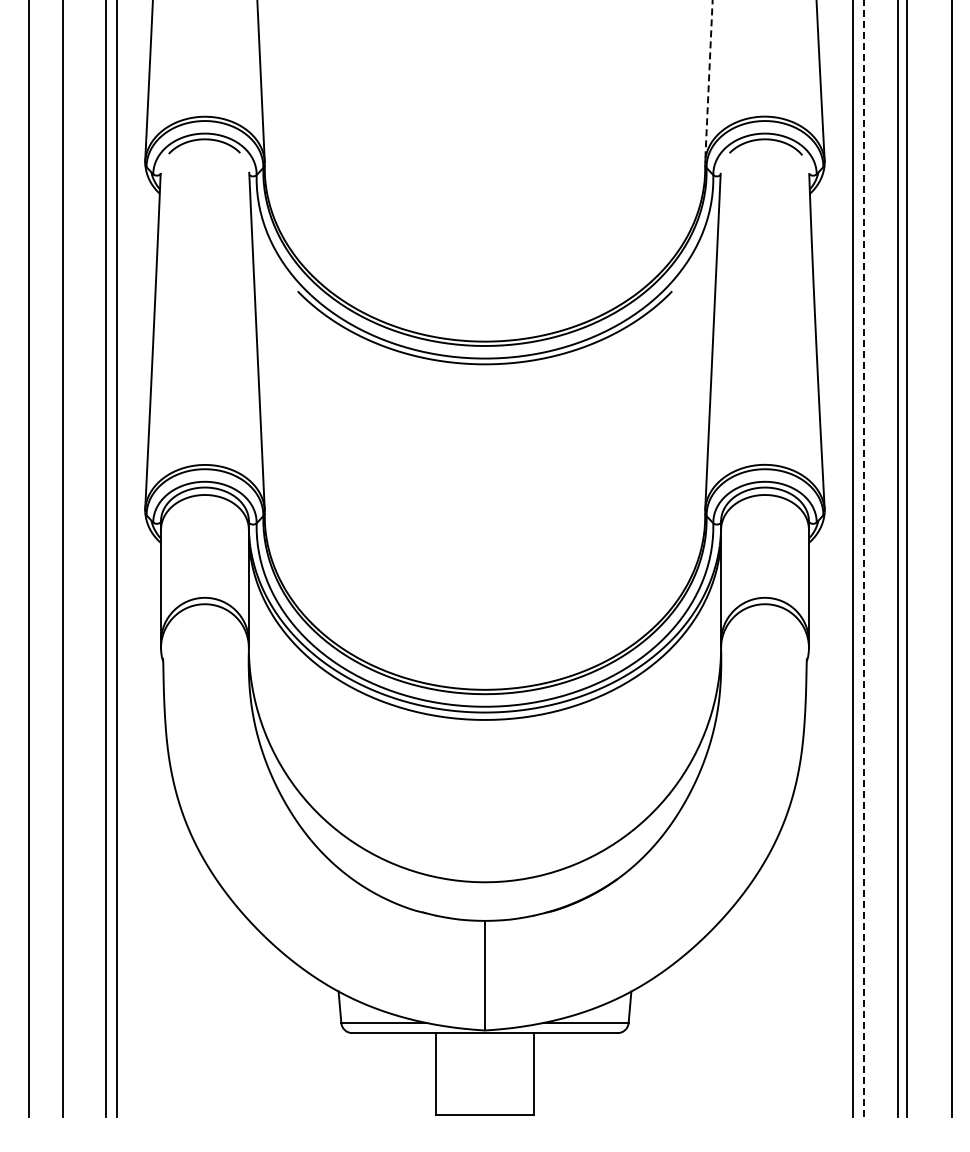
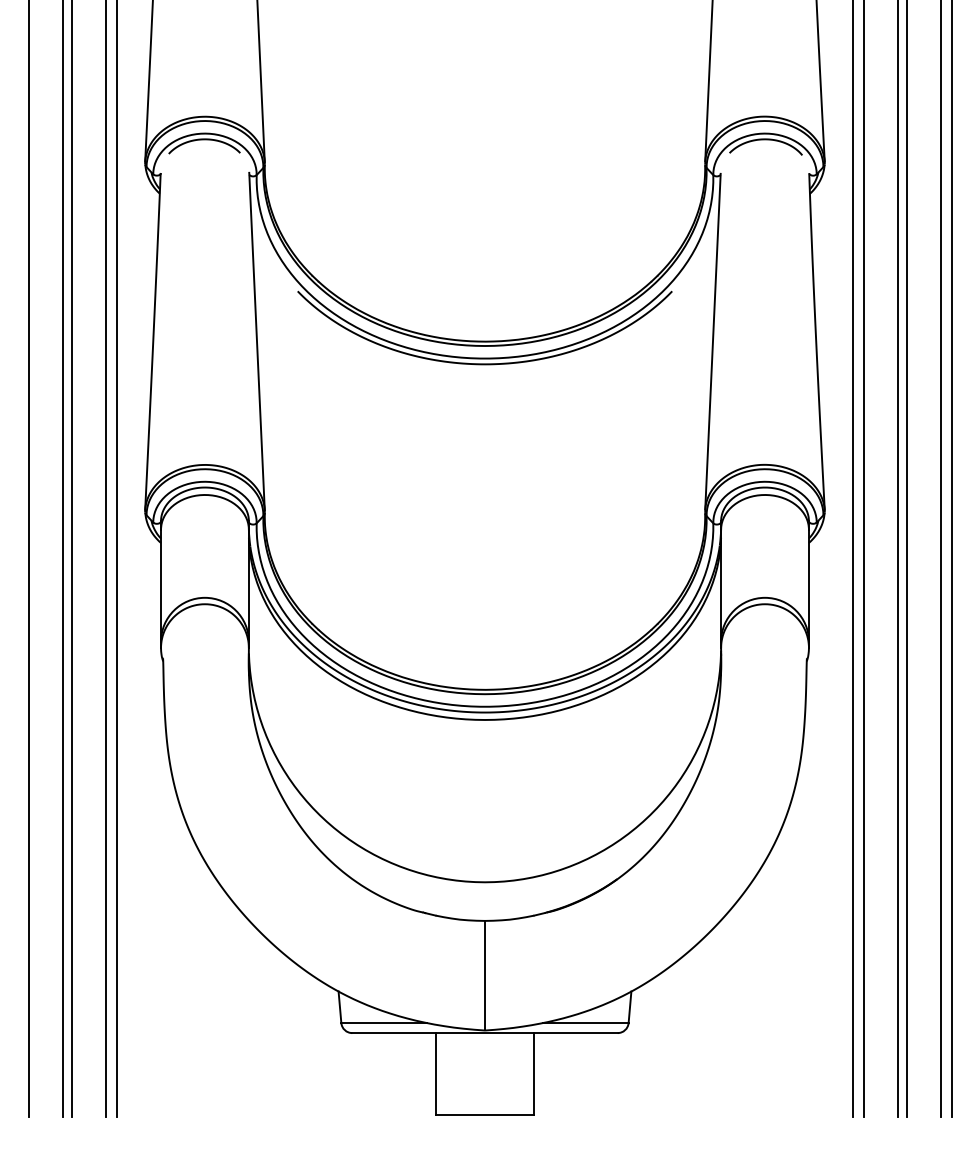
line: dashed -> solid (708, 81)
line: none -> present (72, 559)
line: dashed -> solid (863, 559)
line: none -> present (940, 559)
